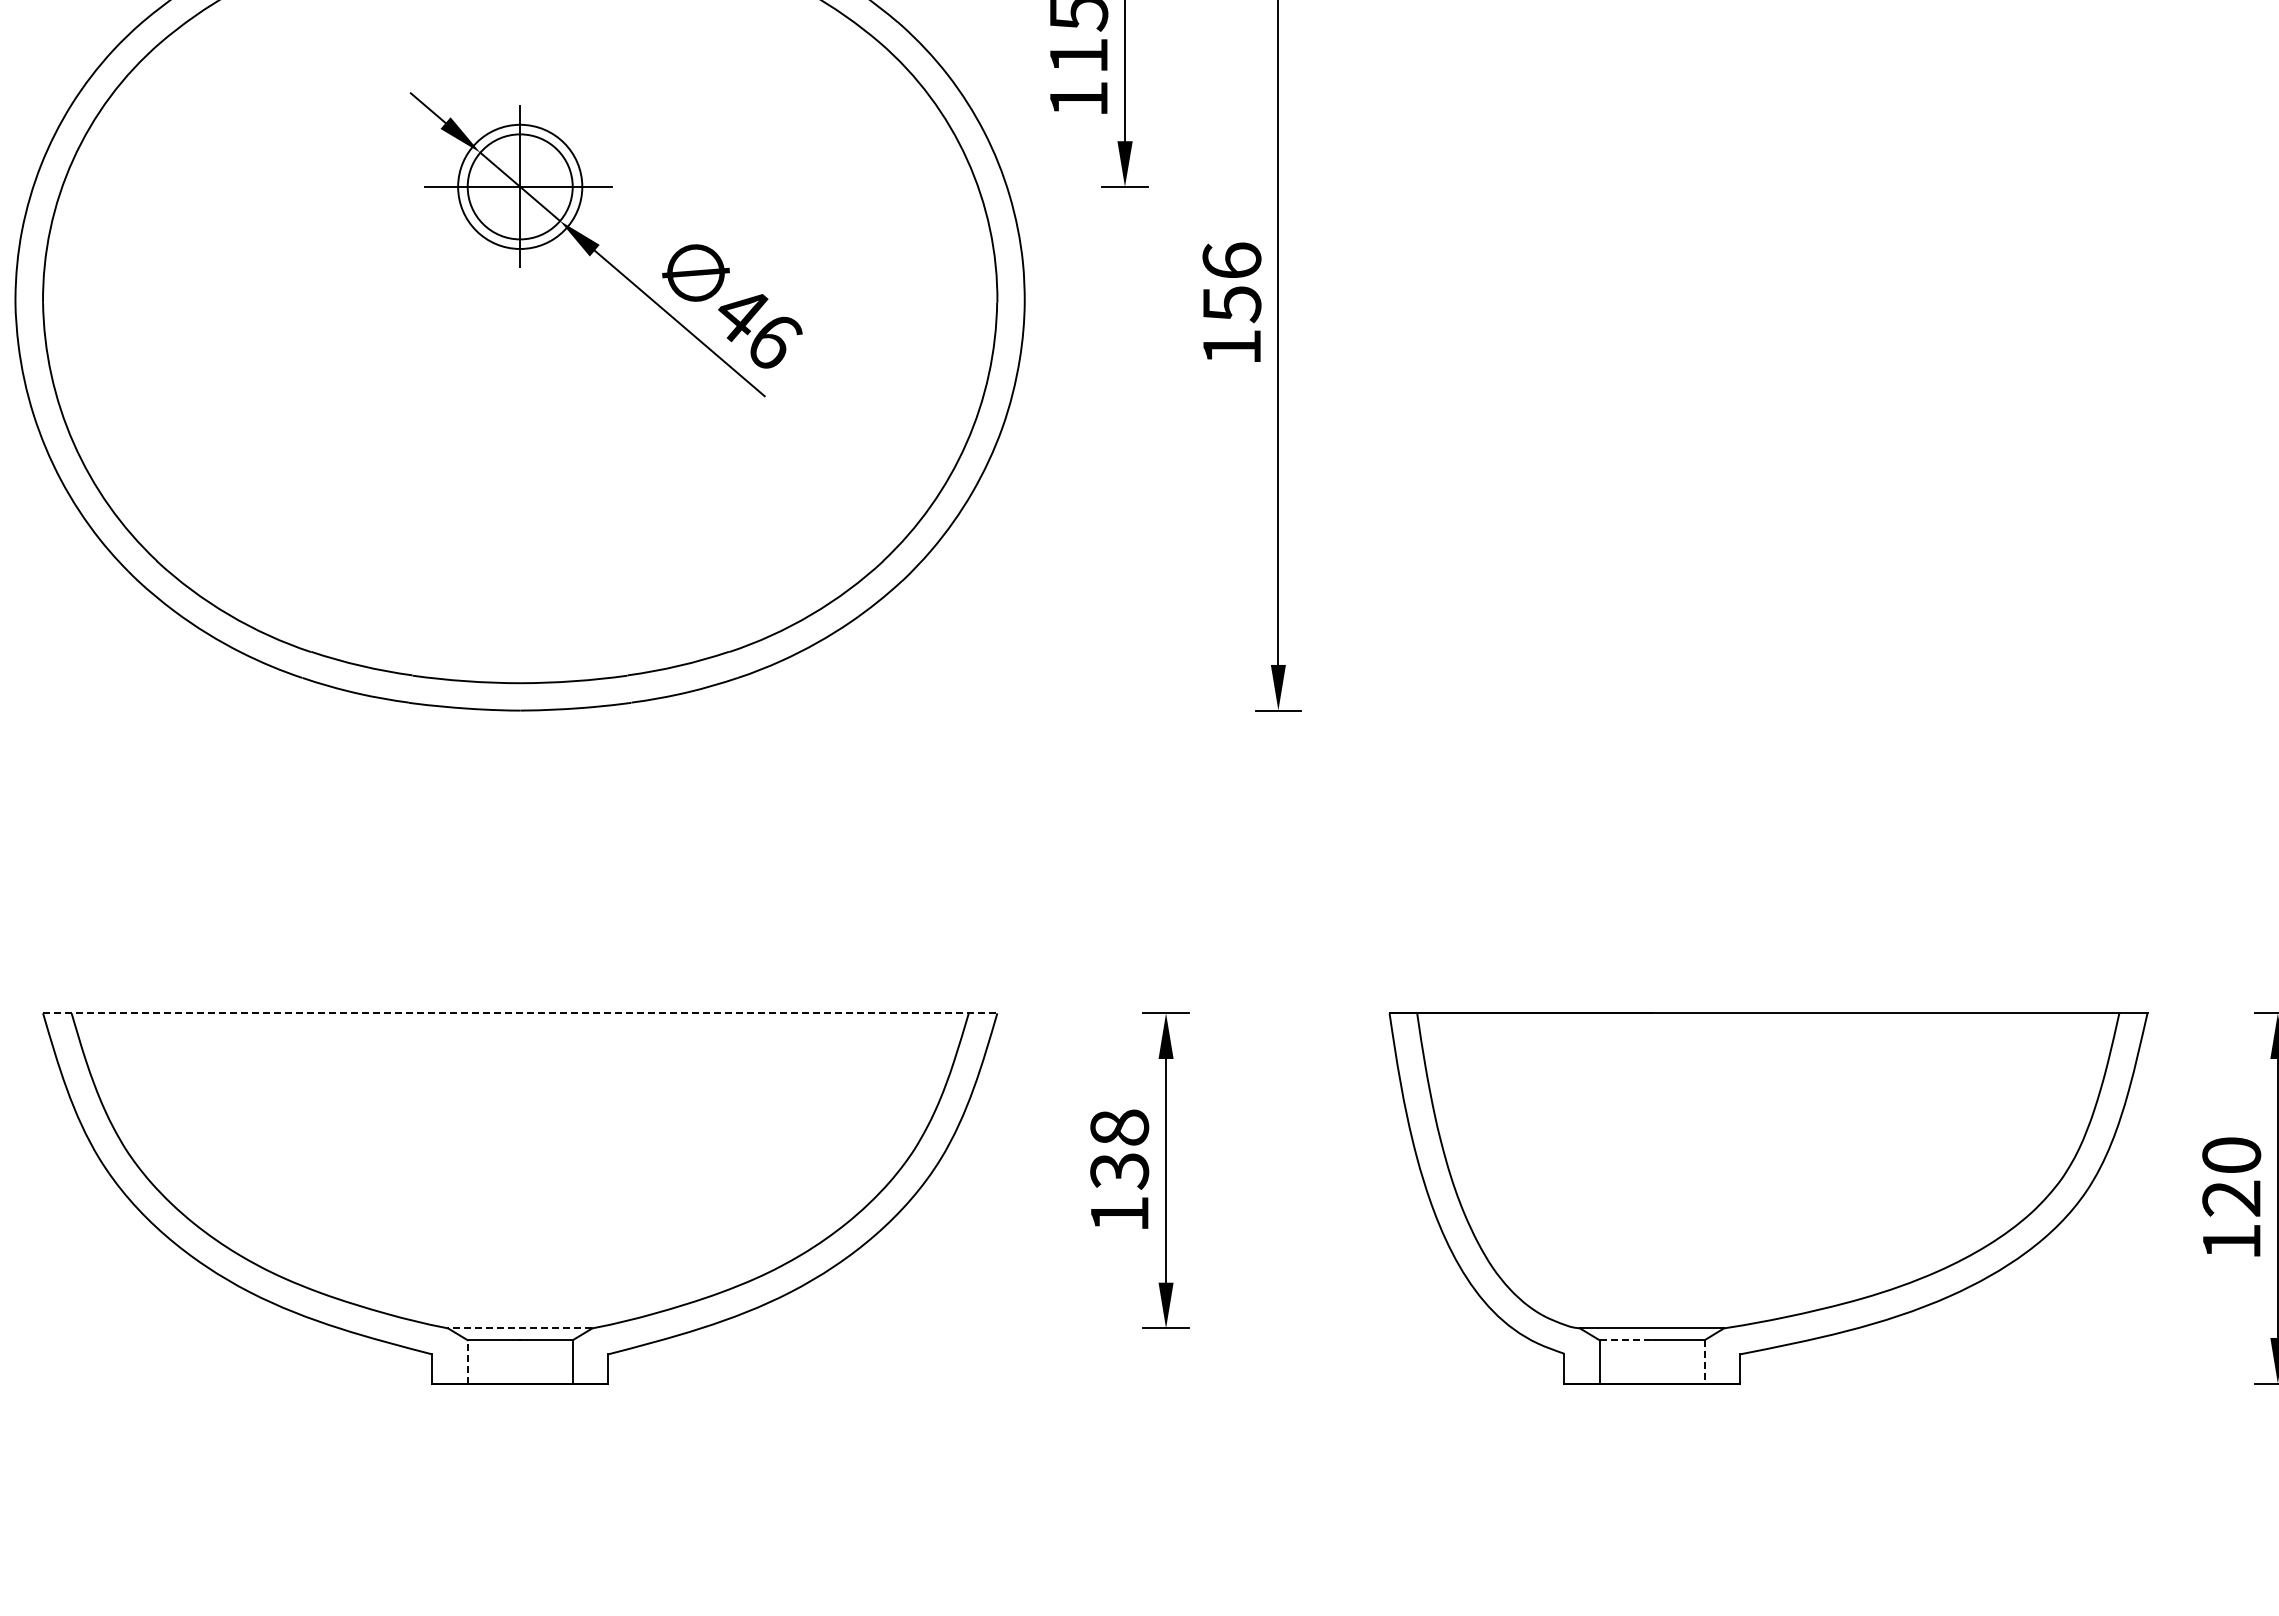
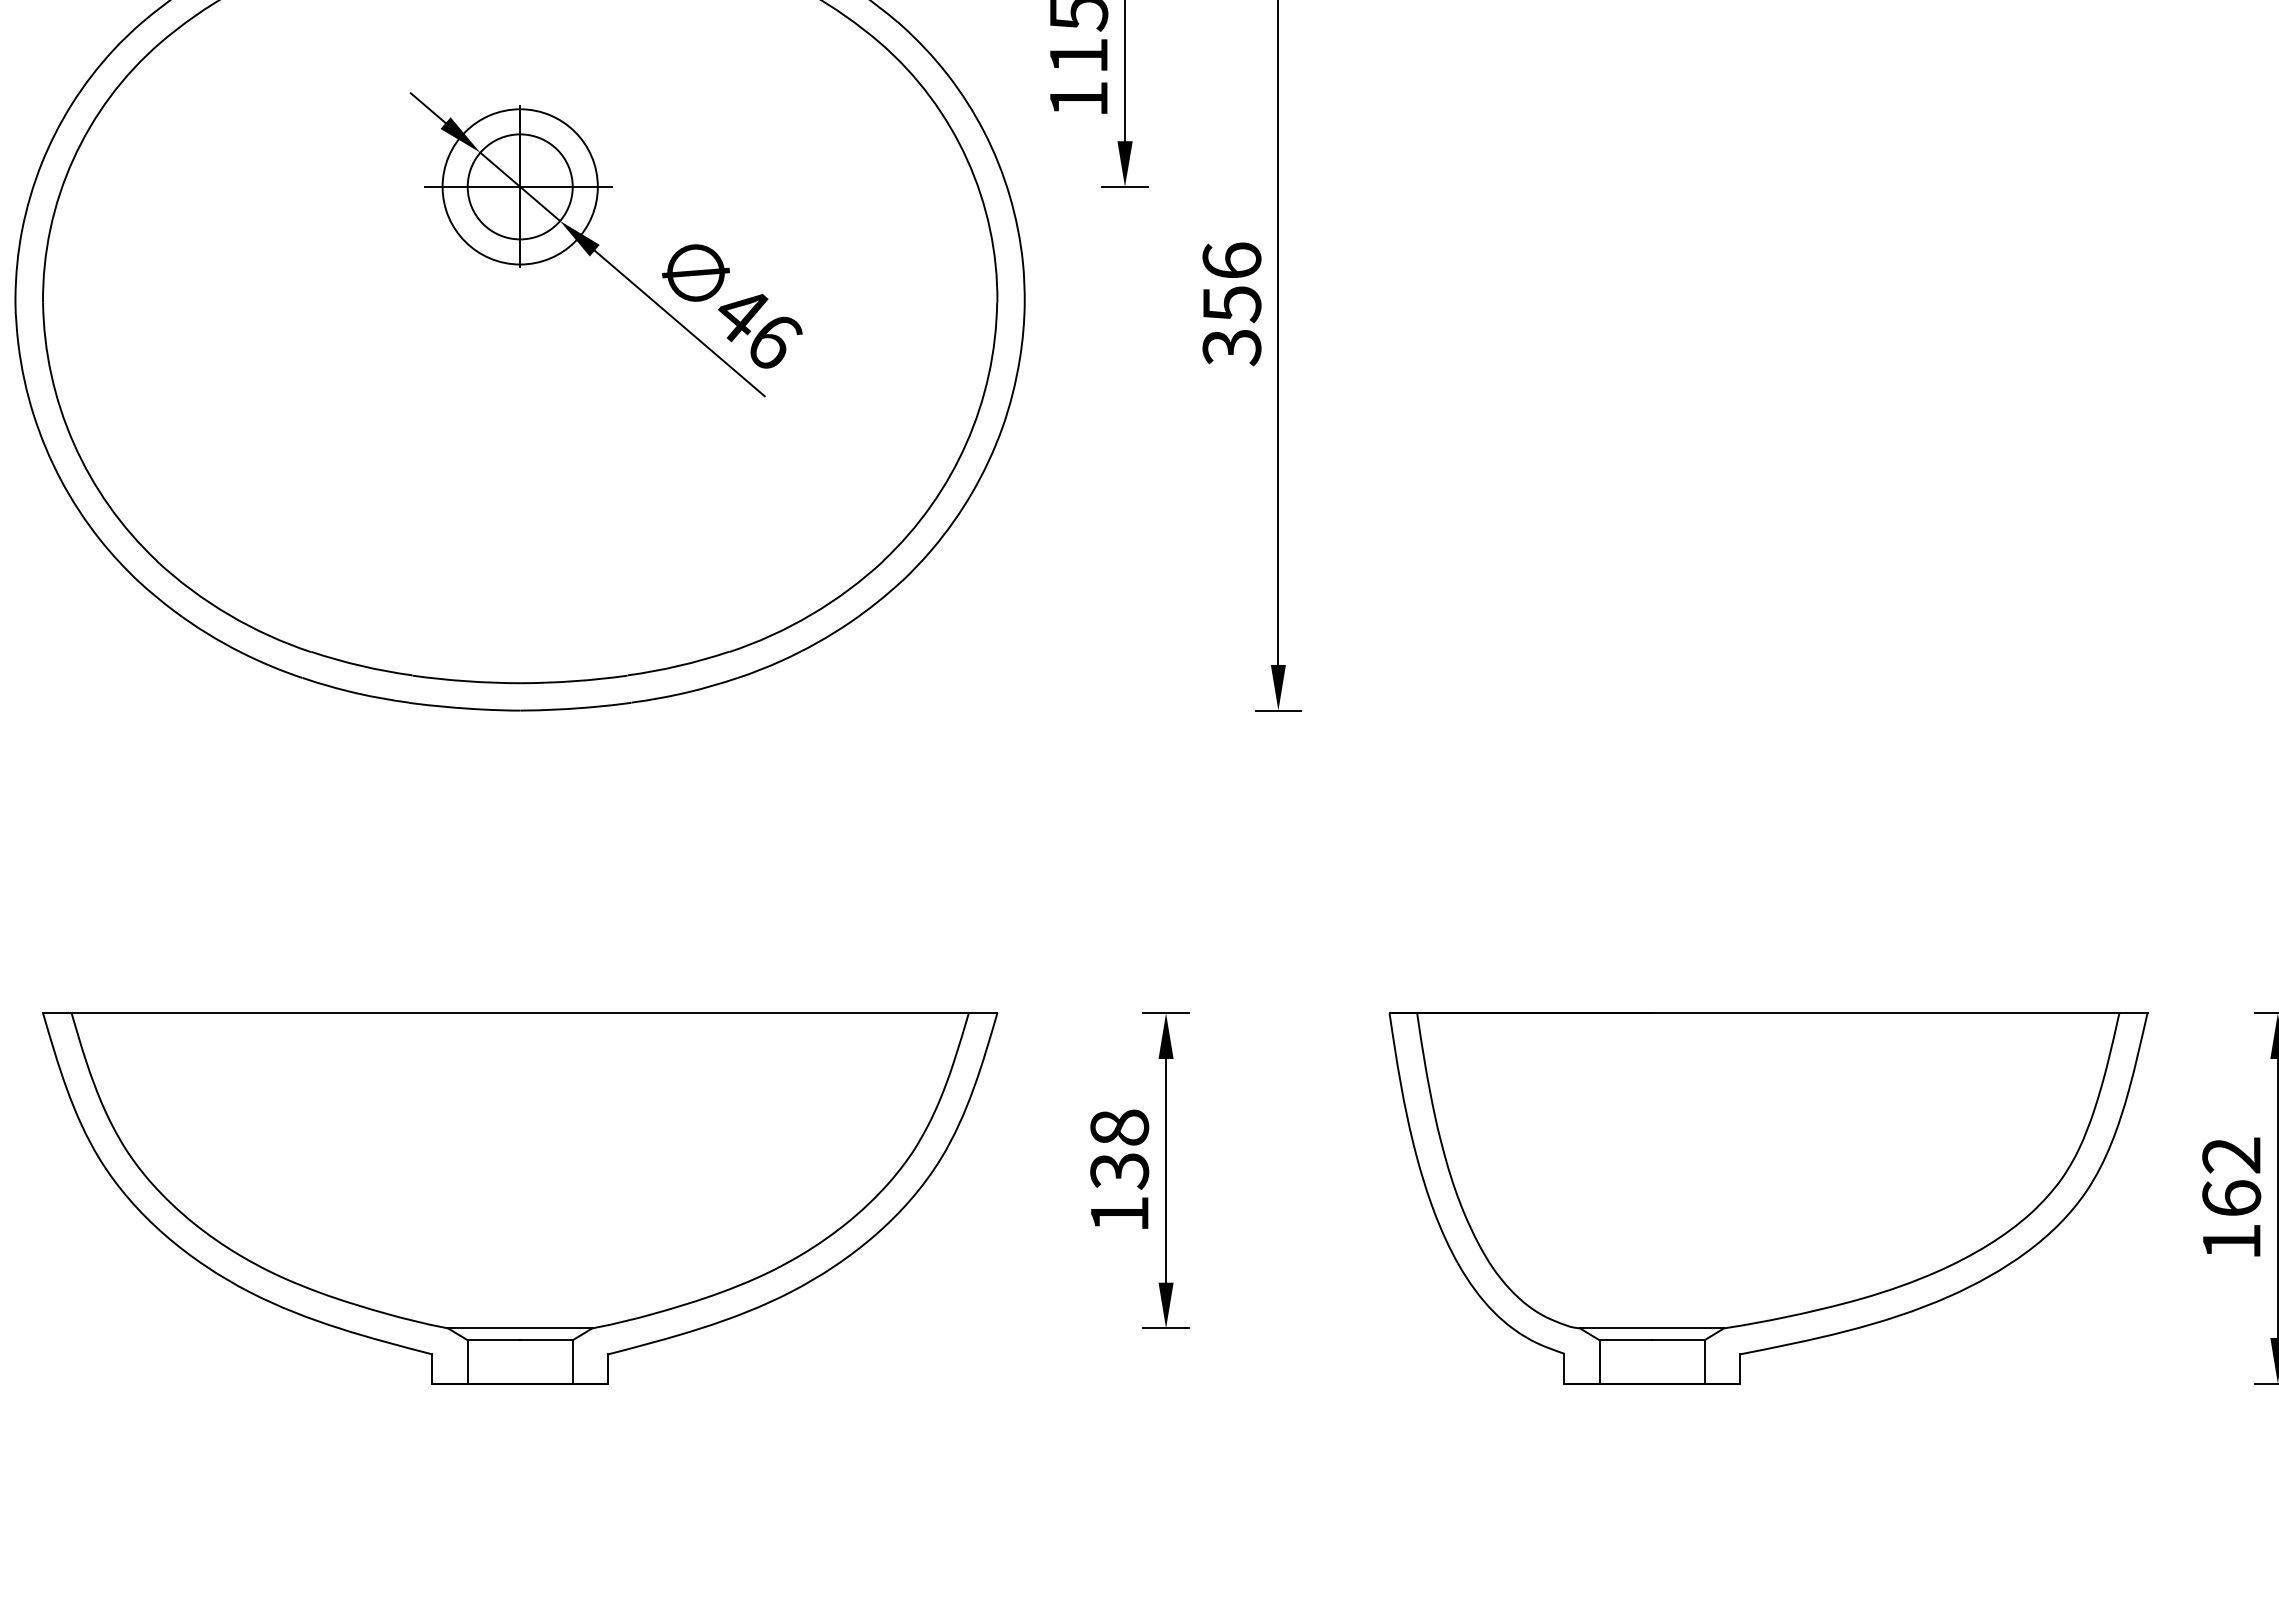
circle diameter: 124 px -> 155 px (519, 186)
text: 156 -> 356 (1231, 348)
line: dashed -> solid (520, 1013)
text: 120 -> 162 (2231, 1176)
line: dashed -> solid (519, 1328)
line: dashed -> solid (1626, 1340)
line: dashed -> solid (467, 1361)
line: dashed -> solid (1704, 1361)
